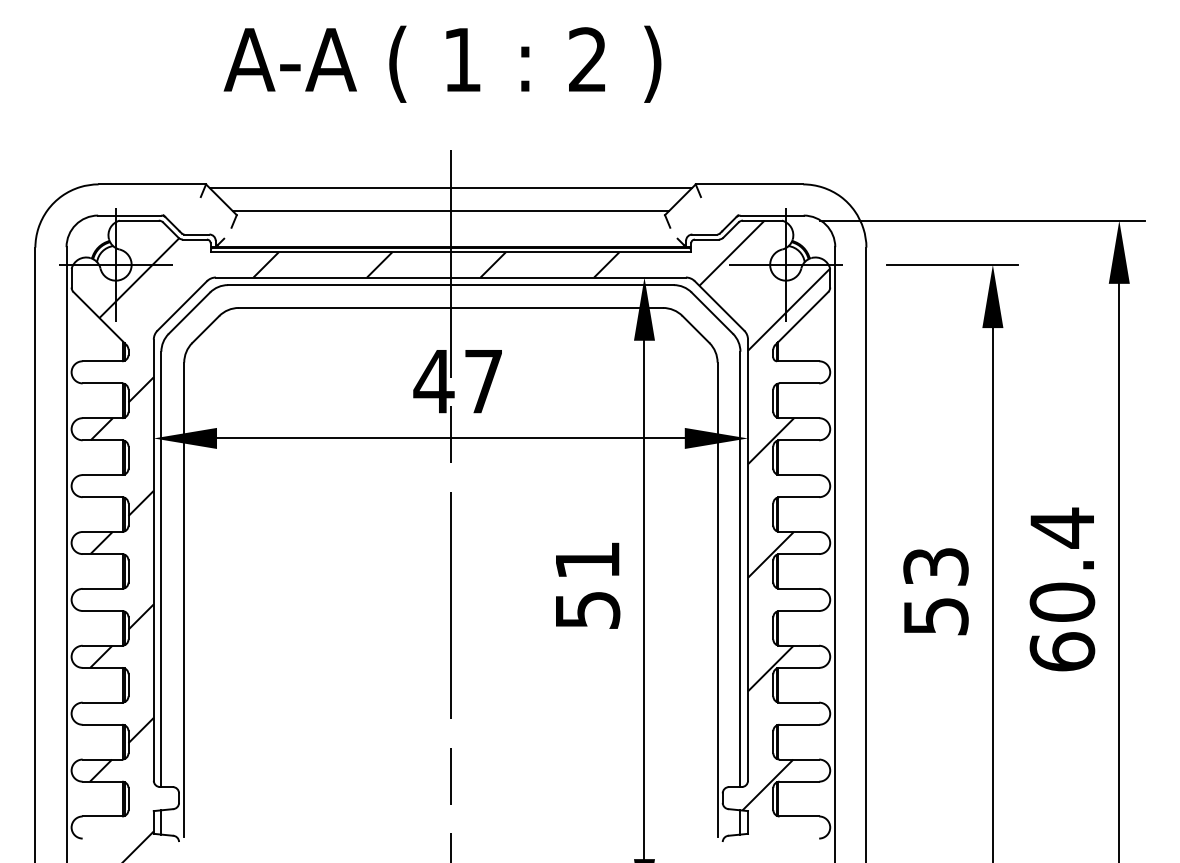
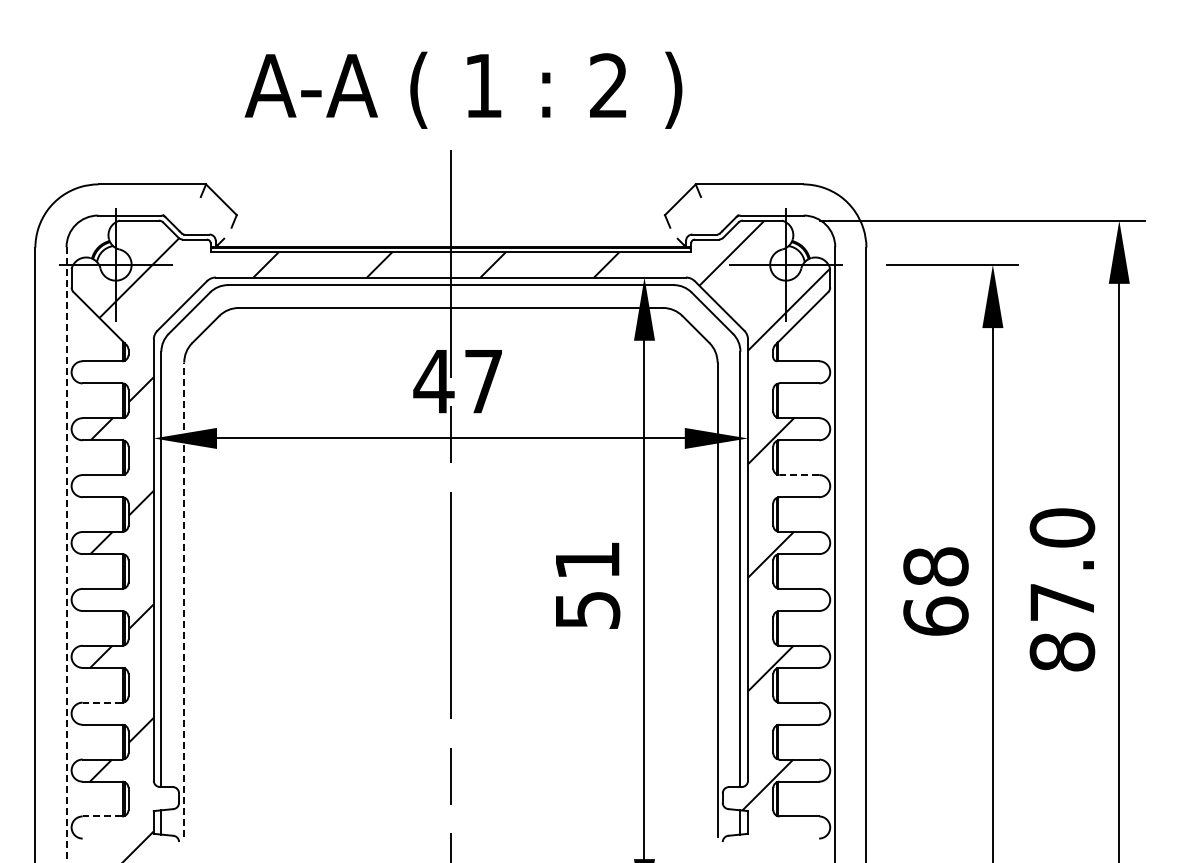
text position: (442, 63) -> (463, 89) (463, 89)
line: present -> none (450, 188)
line: present -> none (450, 211)
line: solid -> dashed (799, 475)
line: solid -> dashed (66, 554)
text: 60.4 -> 87.0 (1062, 589)
text: 53 -> 68 (935, 591)
line: solid -> dashed (184, 599)
line: solid -> dashed (102, 702)
line: solid -> dashed (102, 816)
